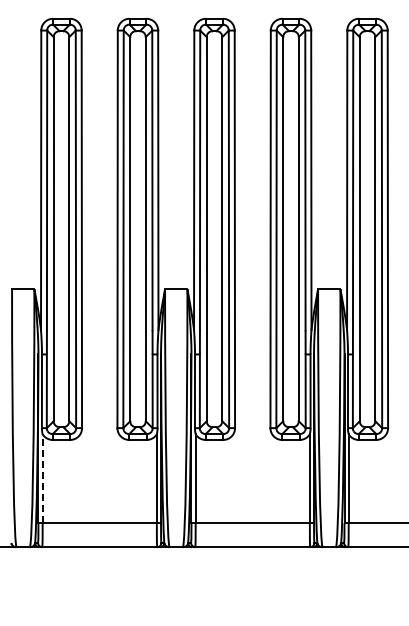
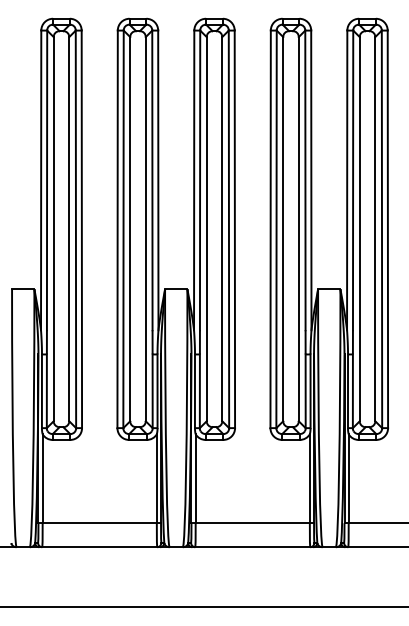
line: dashed -> solid (42, 478)
line: none -> present (203, 607)
